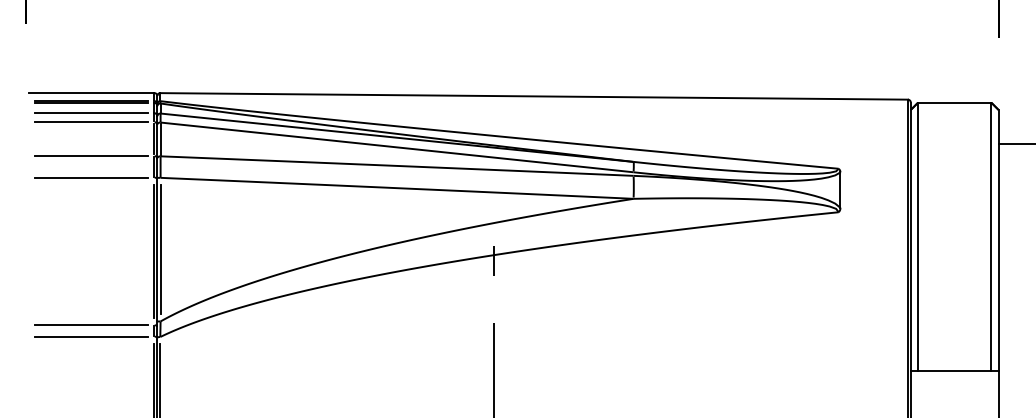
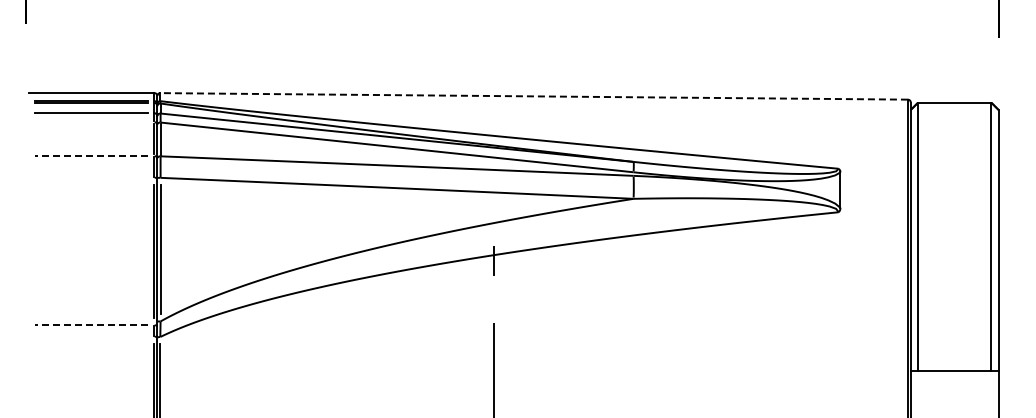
line: solid -> dashed (534, 96)
line: present -> none (91, 122)
line: present -> none (1015, 144)
line: solid -> dashed (91, 156)
line: present -> none (91, 177)
line: solid -> dashed (91, 325)
line: present -> none (91, 336)
